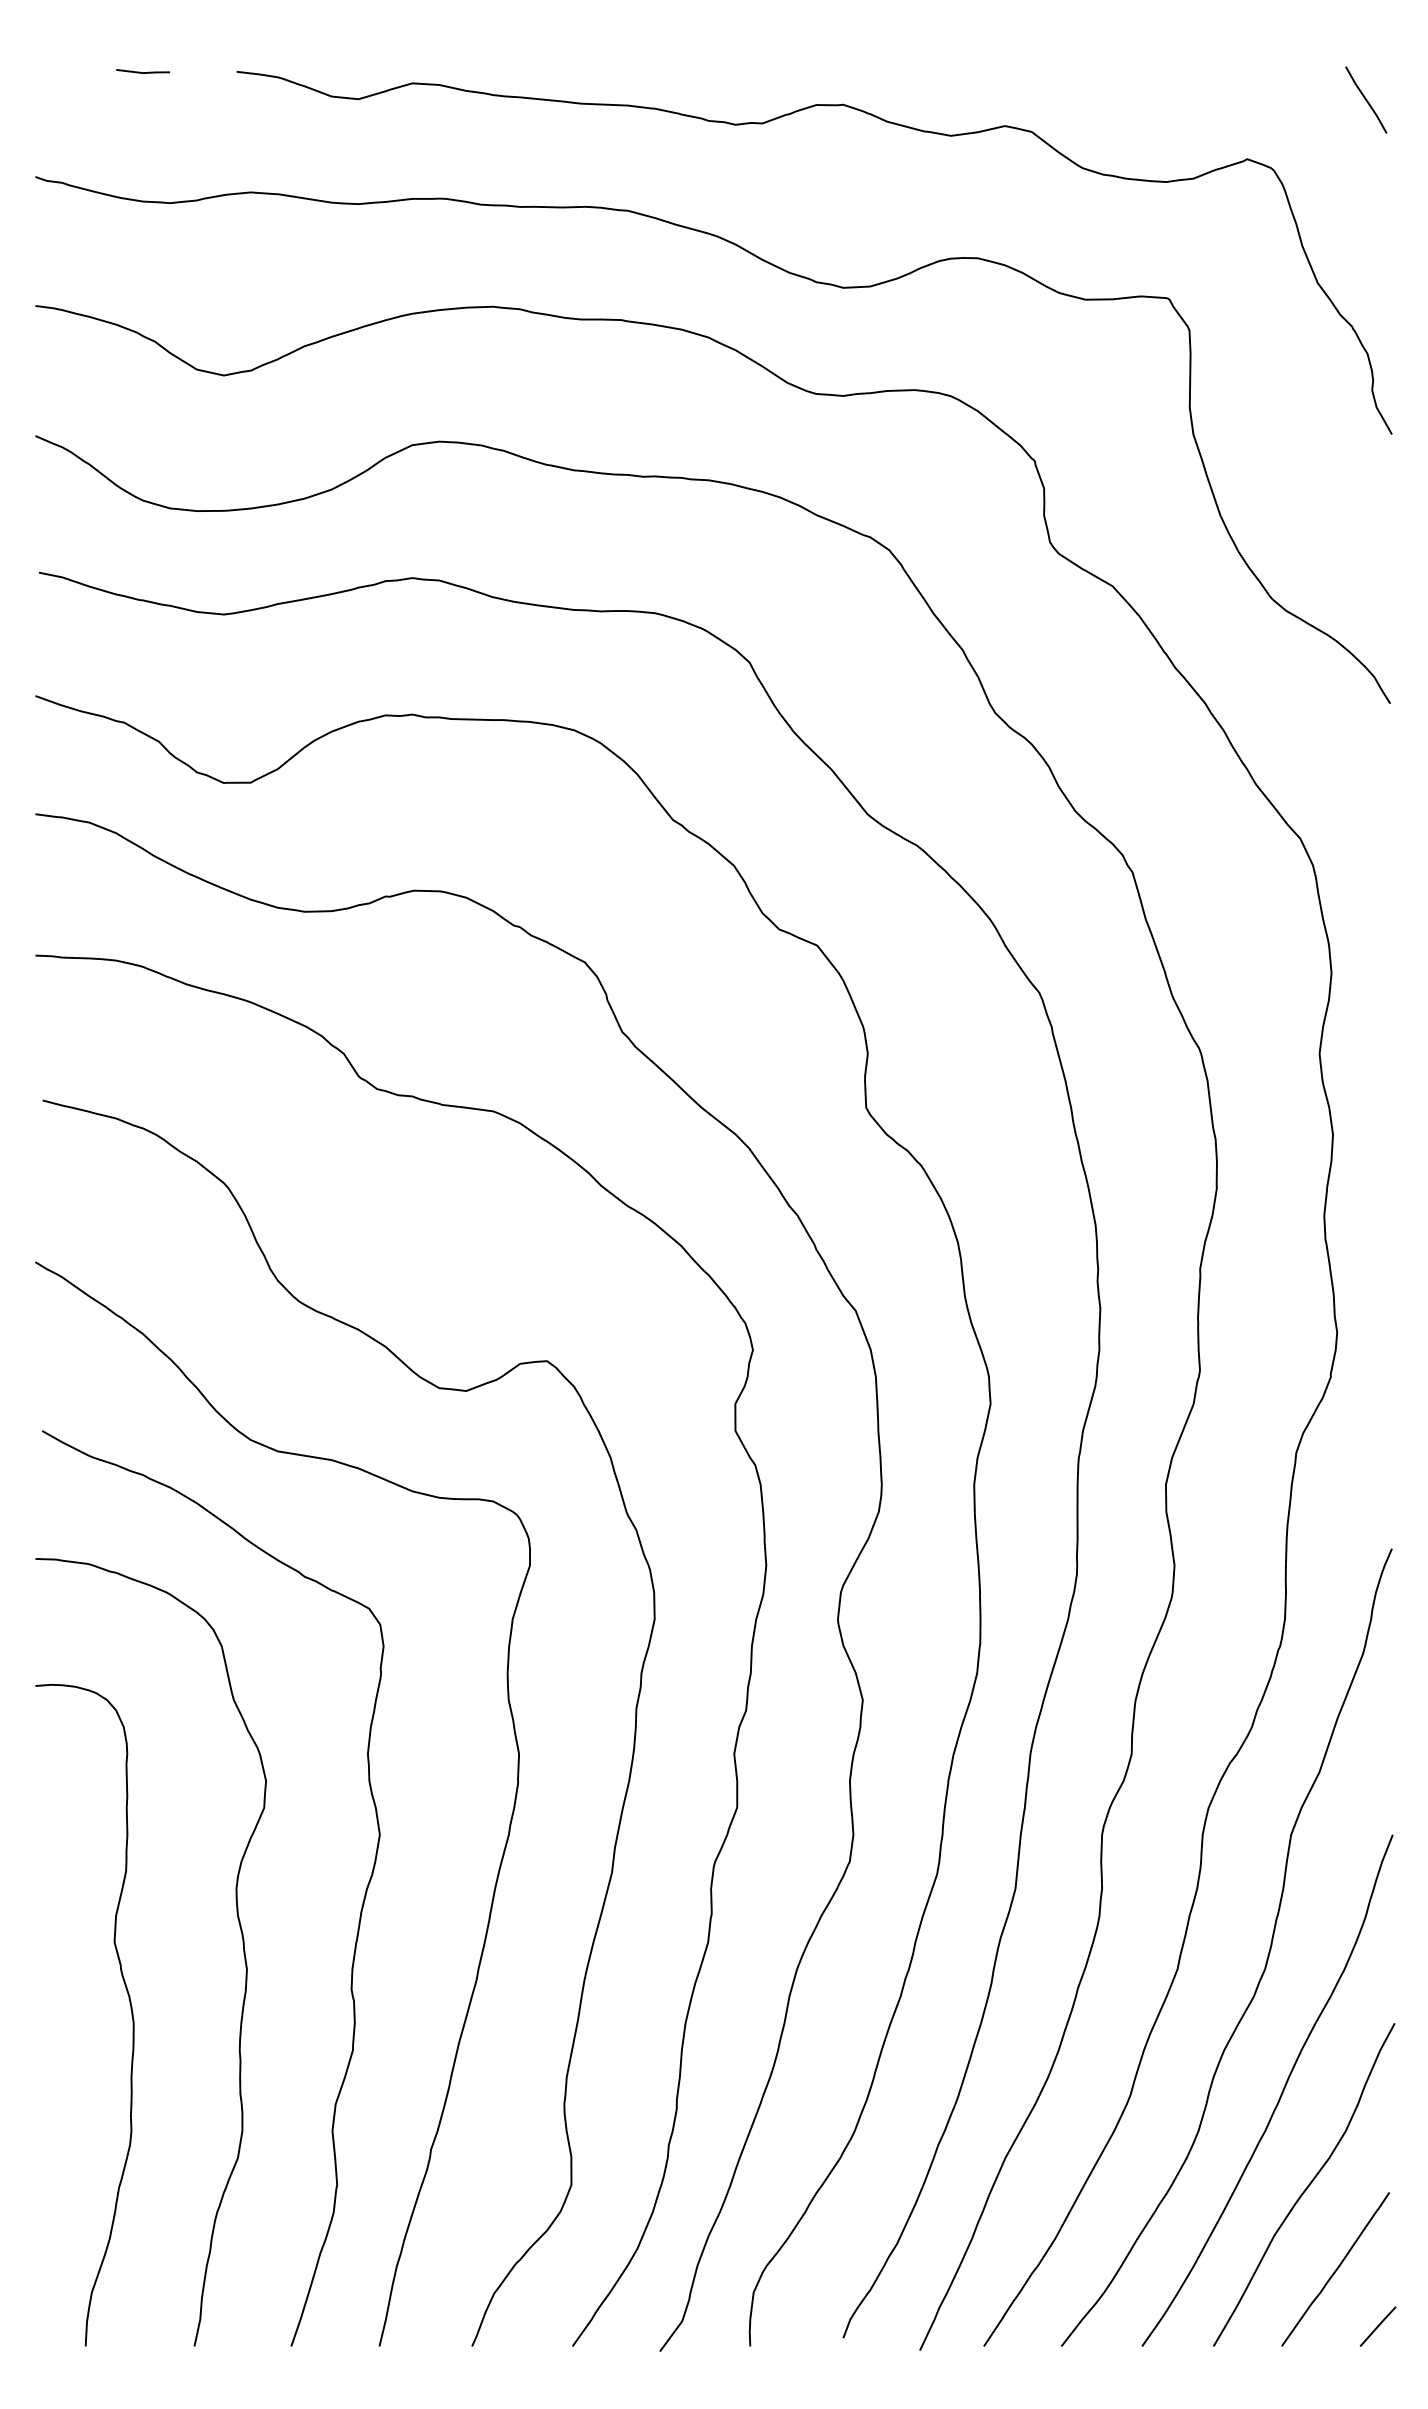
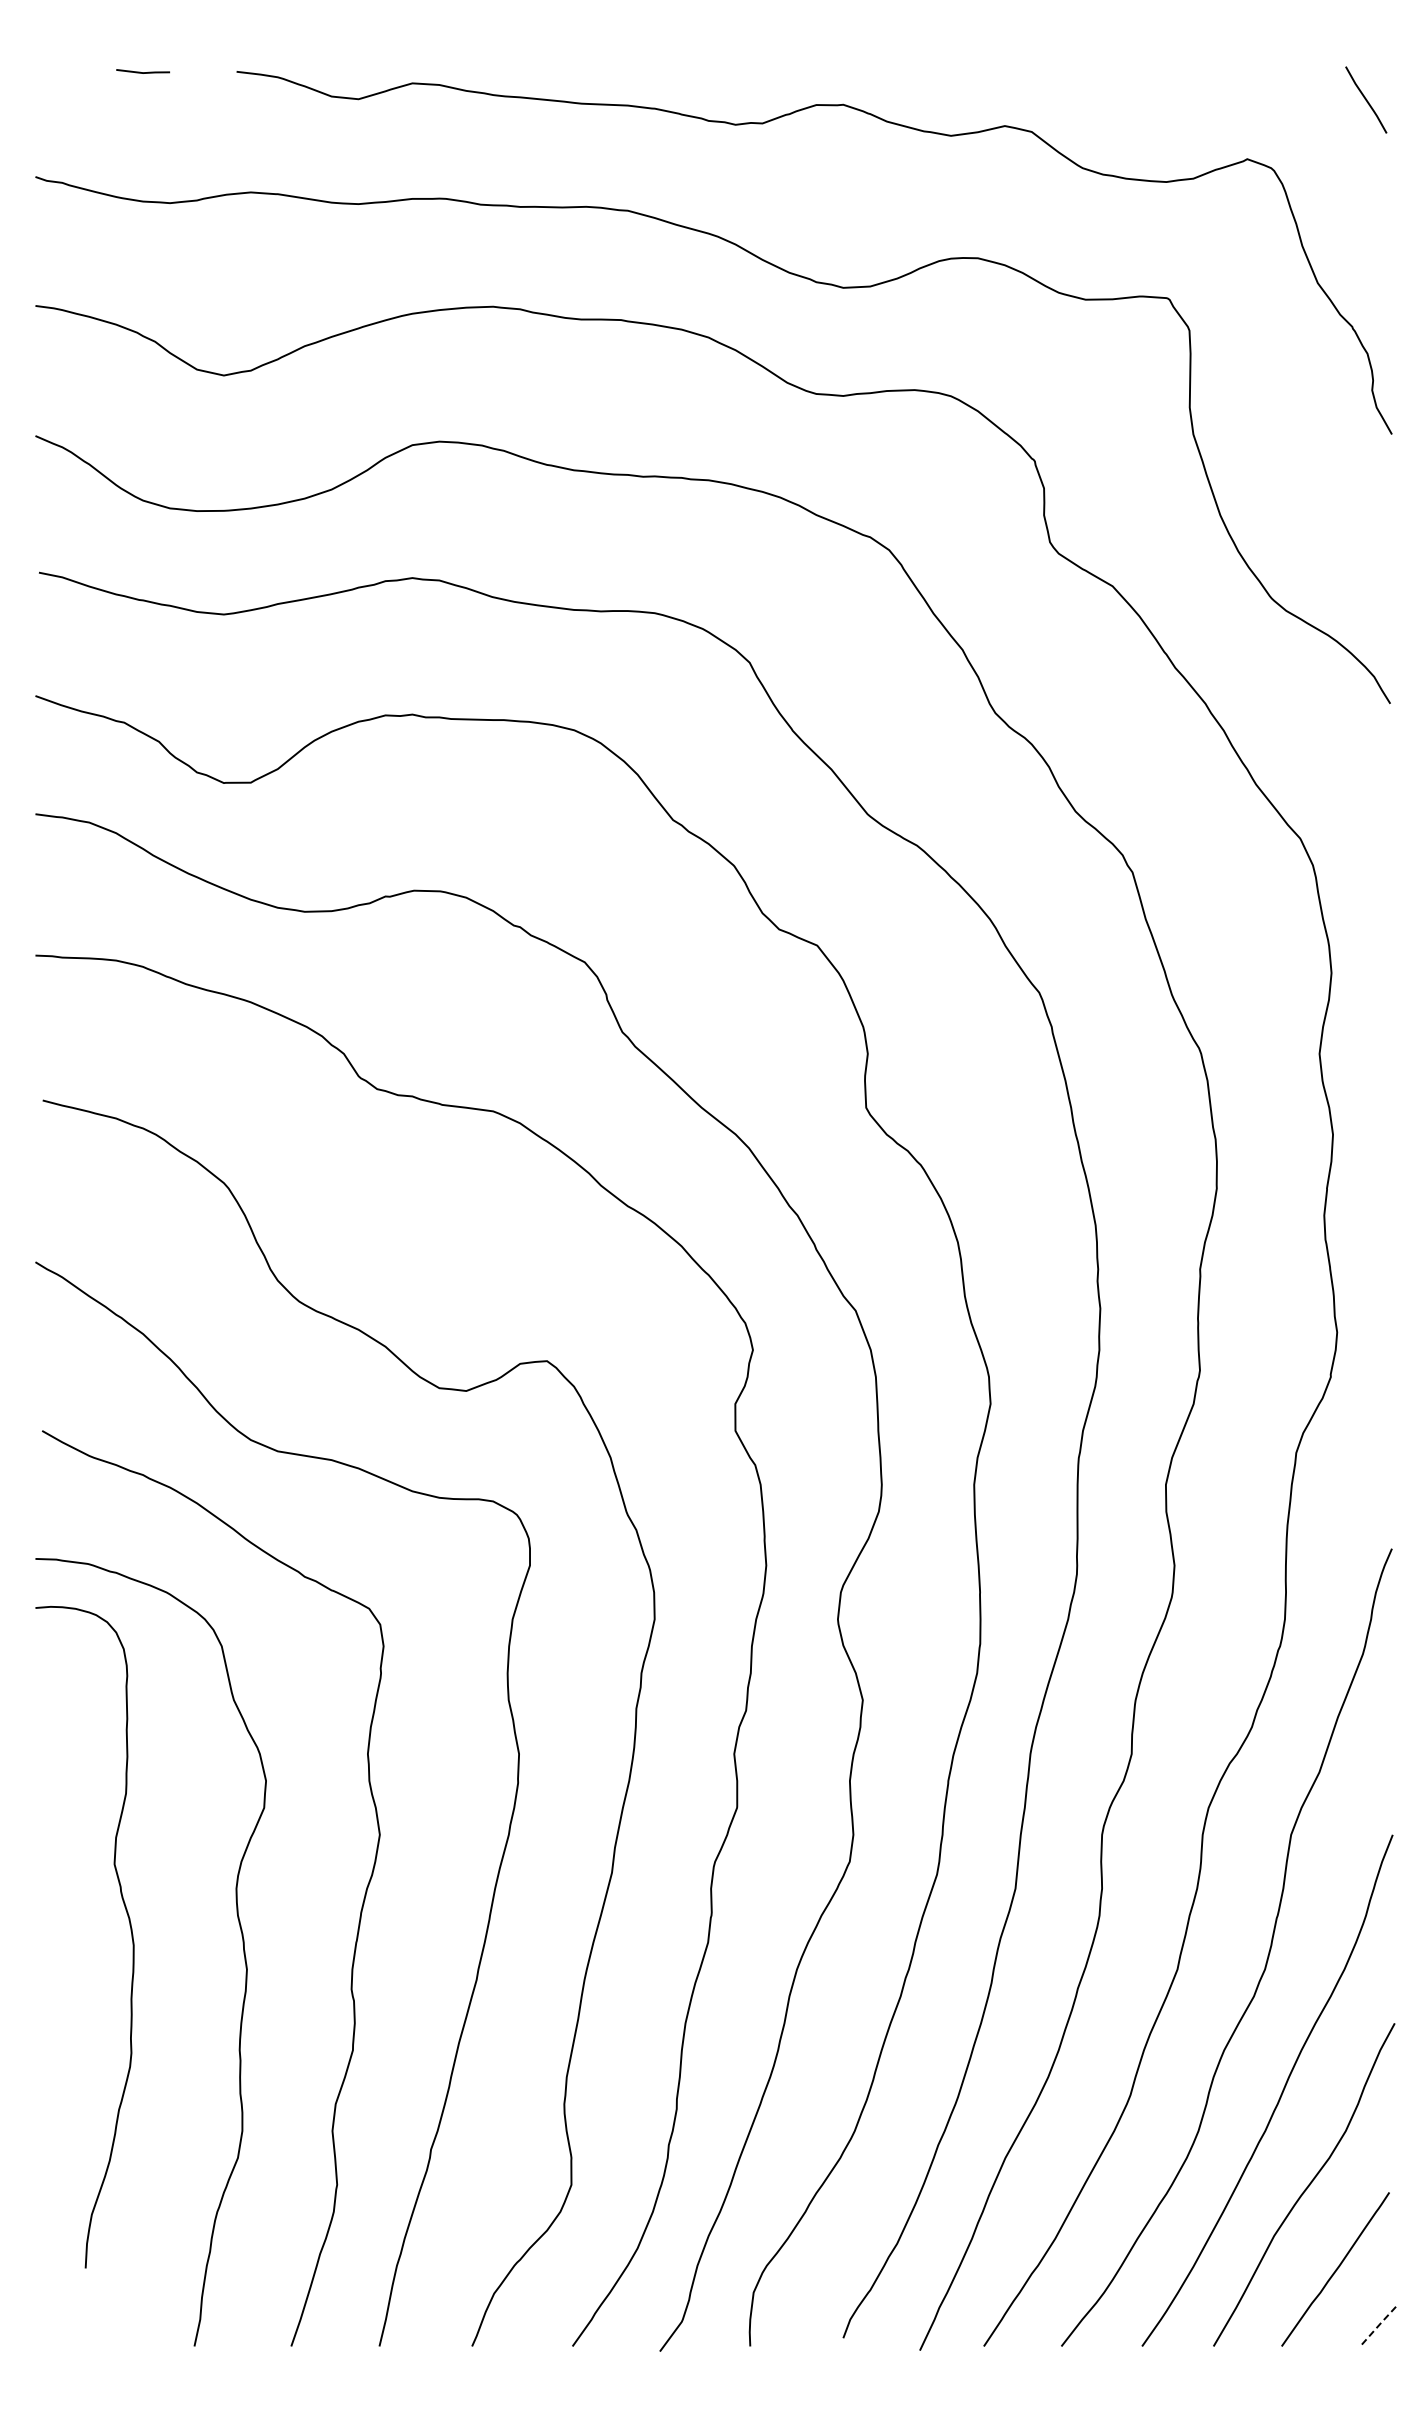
curve position: (130, 2009) -> (130, 1931) (130, 1931)
line: solid -> dashed (1377, 2326)
